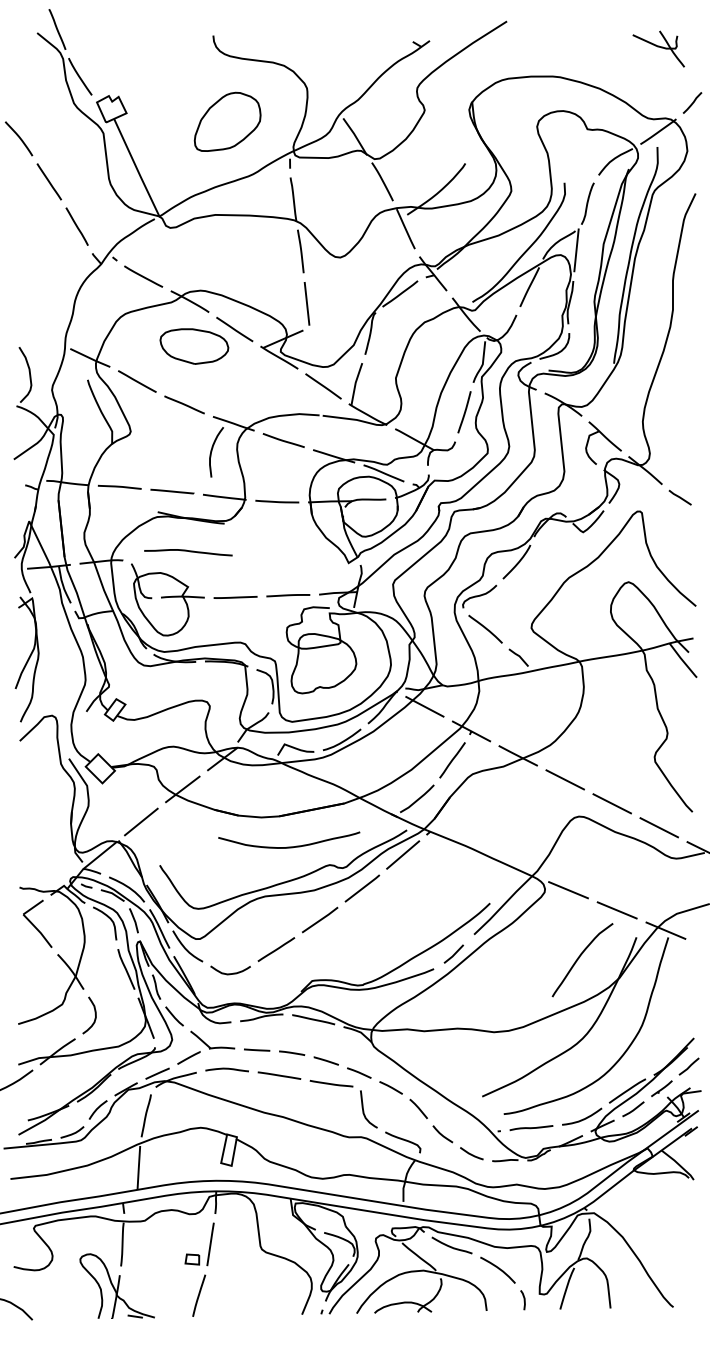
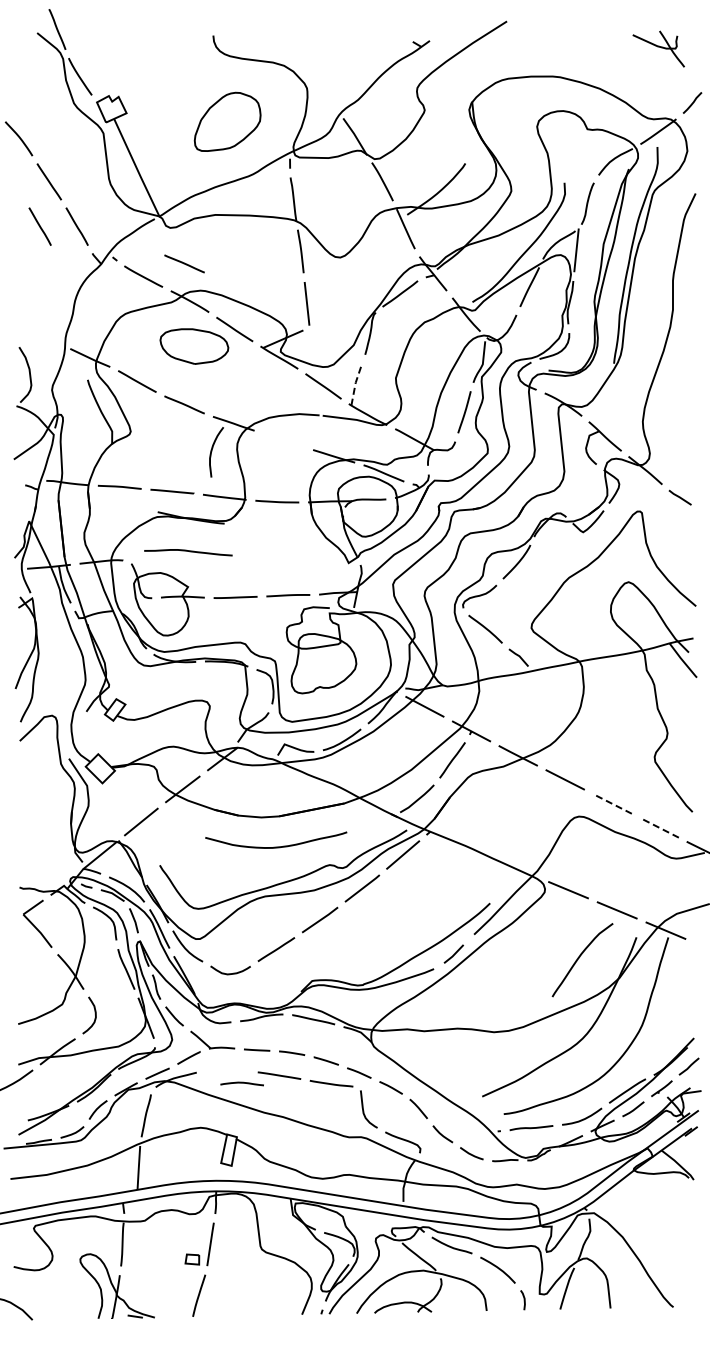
line: none -> present (39, 226)
line: none -> present (184, 263)
line: solid -> dashed (355, 382)
line: present -> none (283, 440)
line: solid -> dashed (612, 803)
line: solid -> dashed (659, 827)
curve position: (289, 846) -> (276, 846) (276, 846)
curve position: (226, 1069) -> (241, 1083) (241, 1083)
